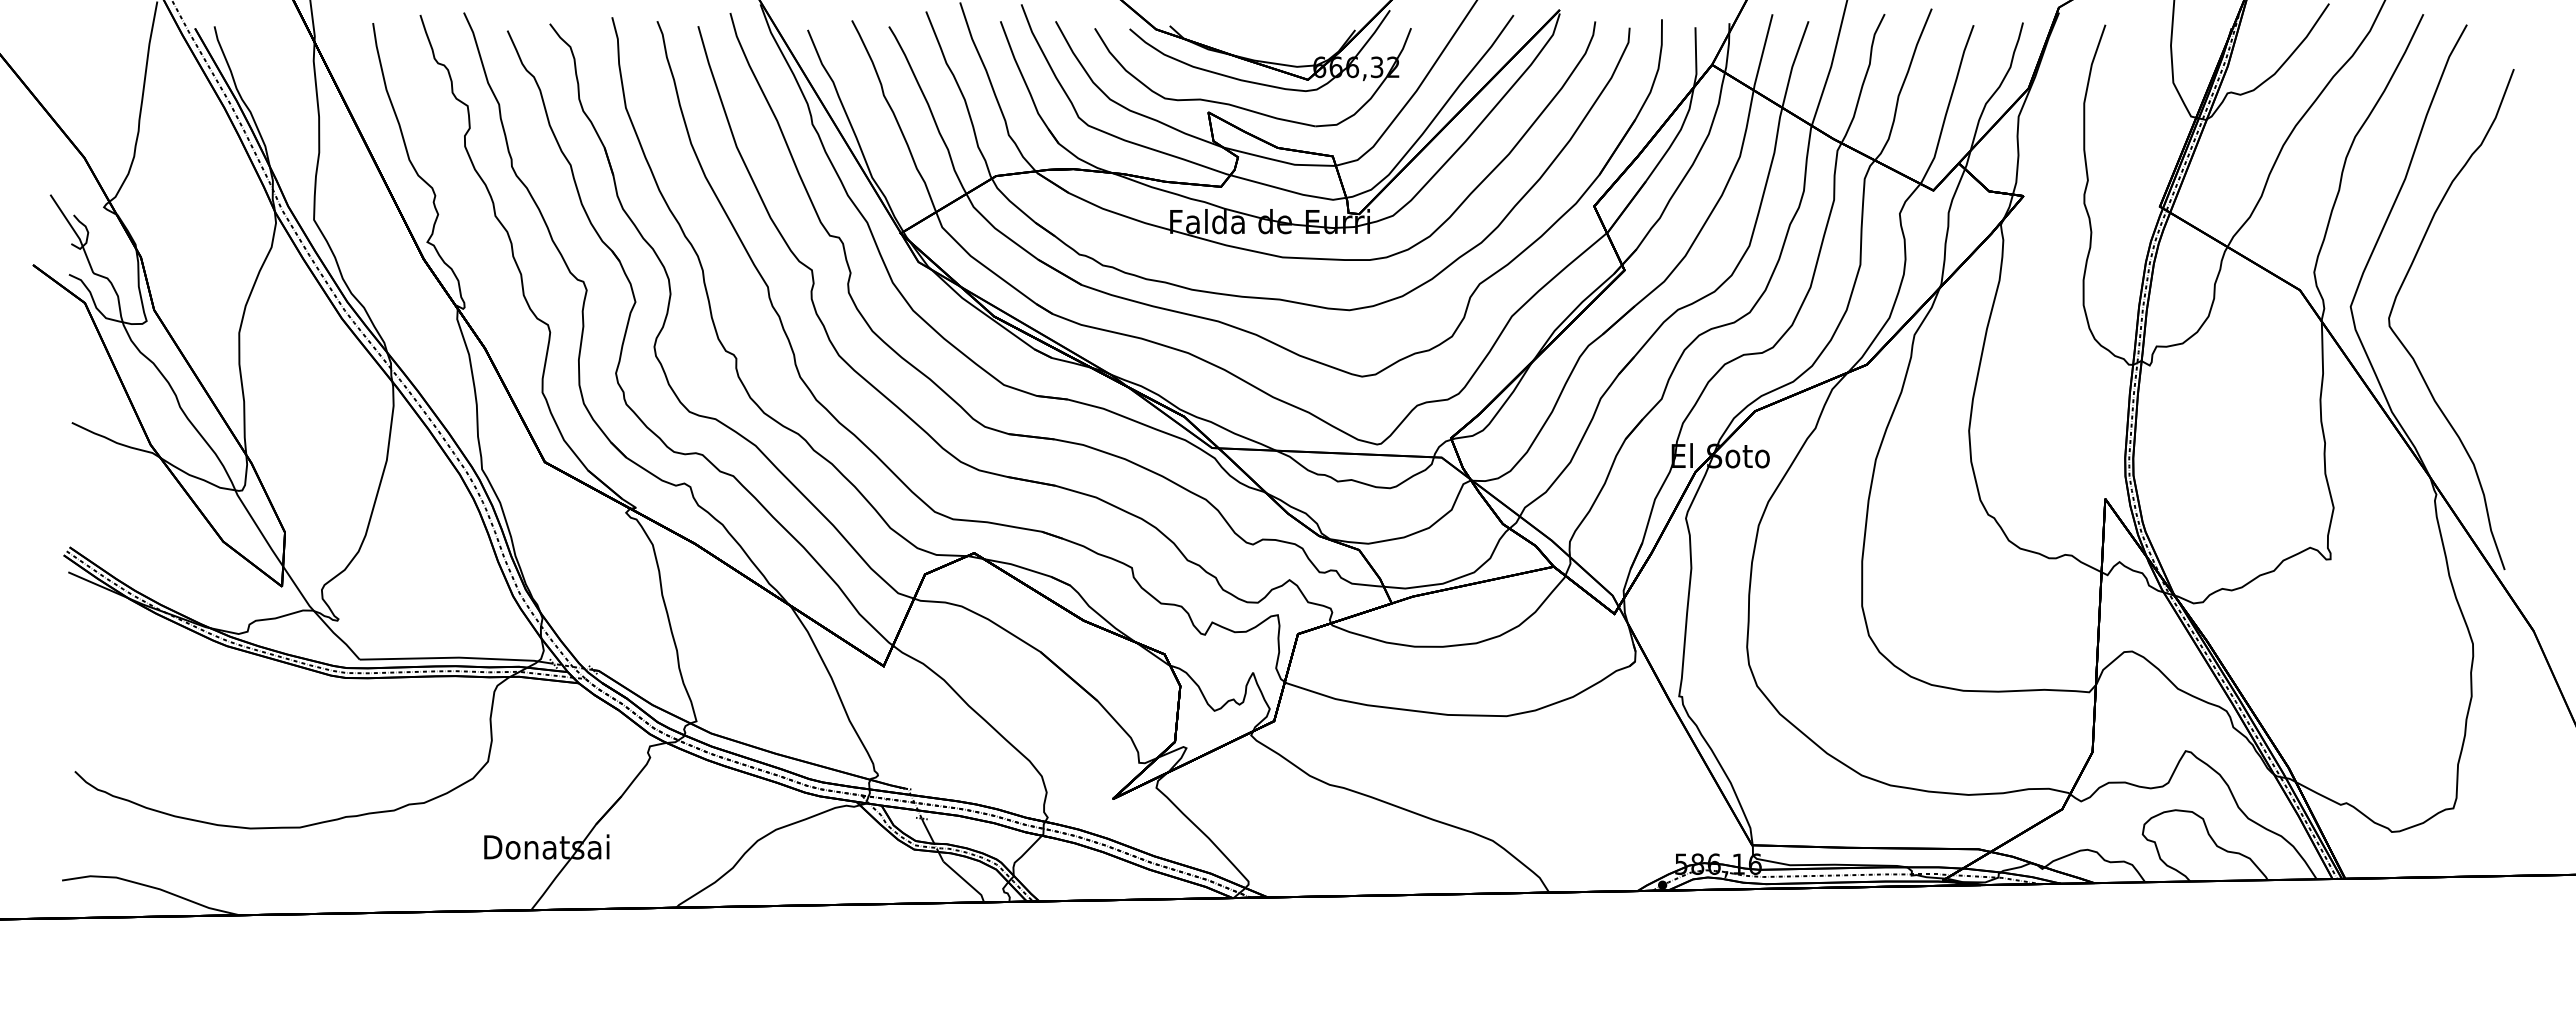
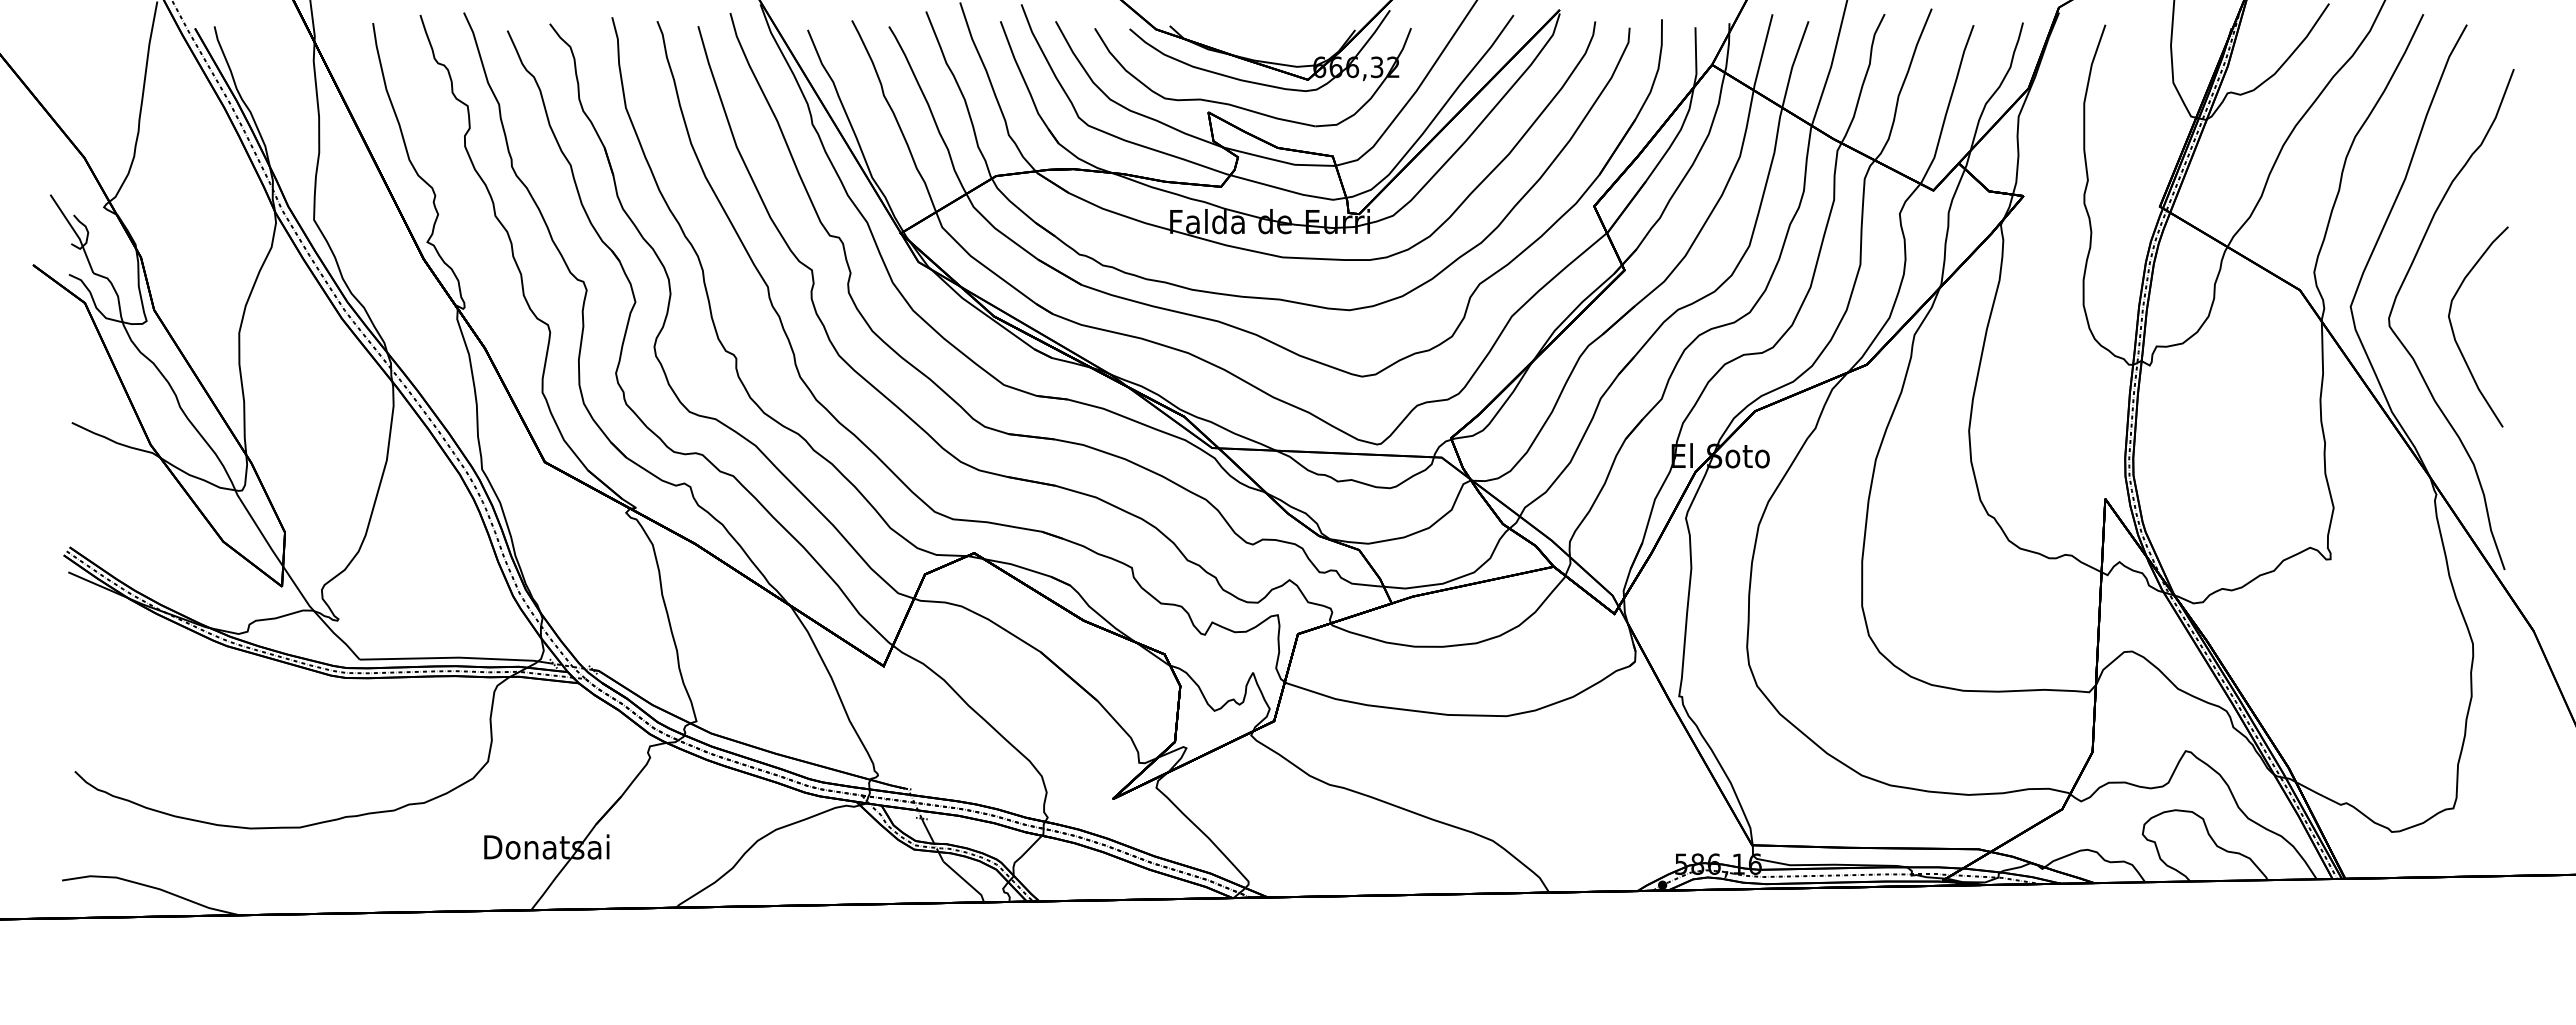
curve: none -> present (2454, 333)
